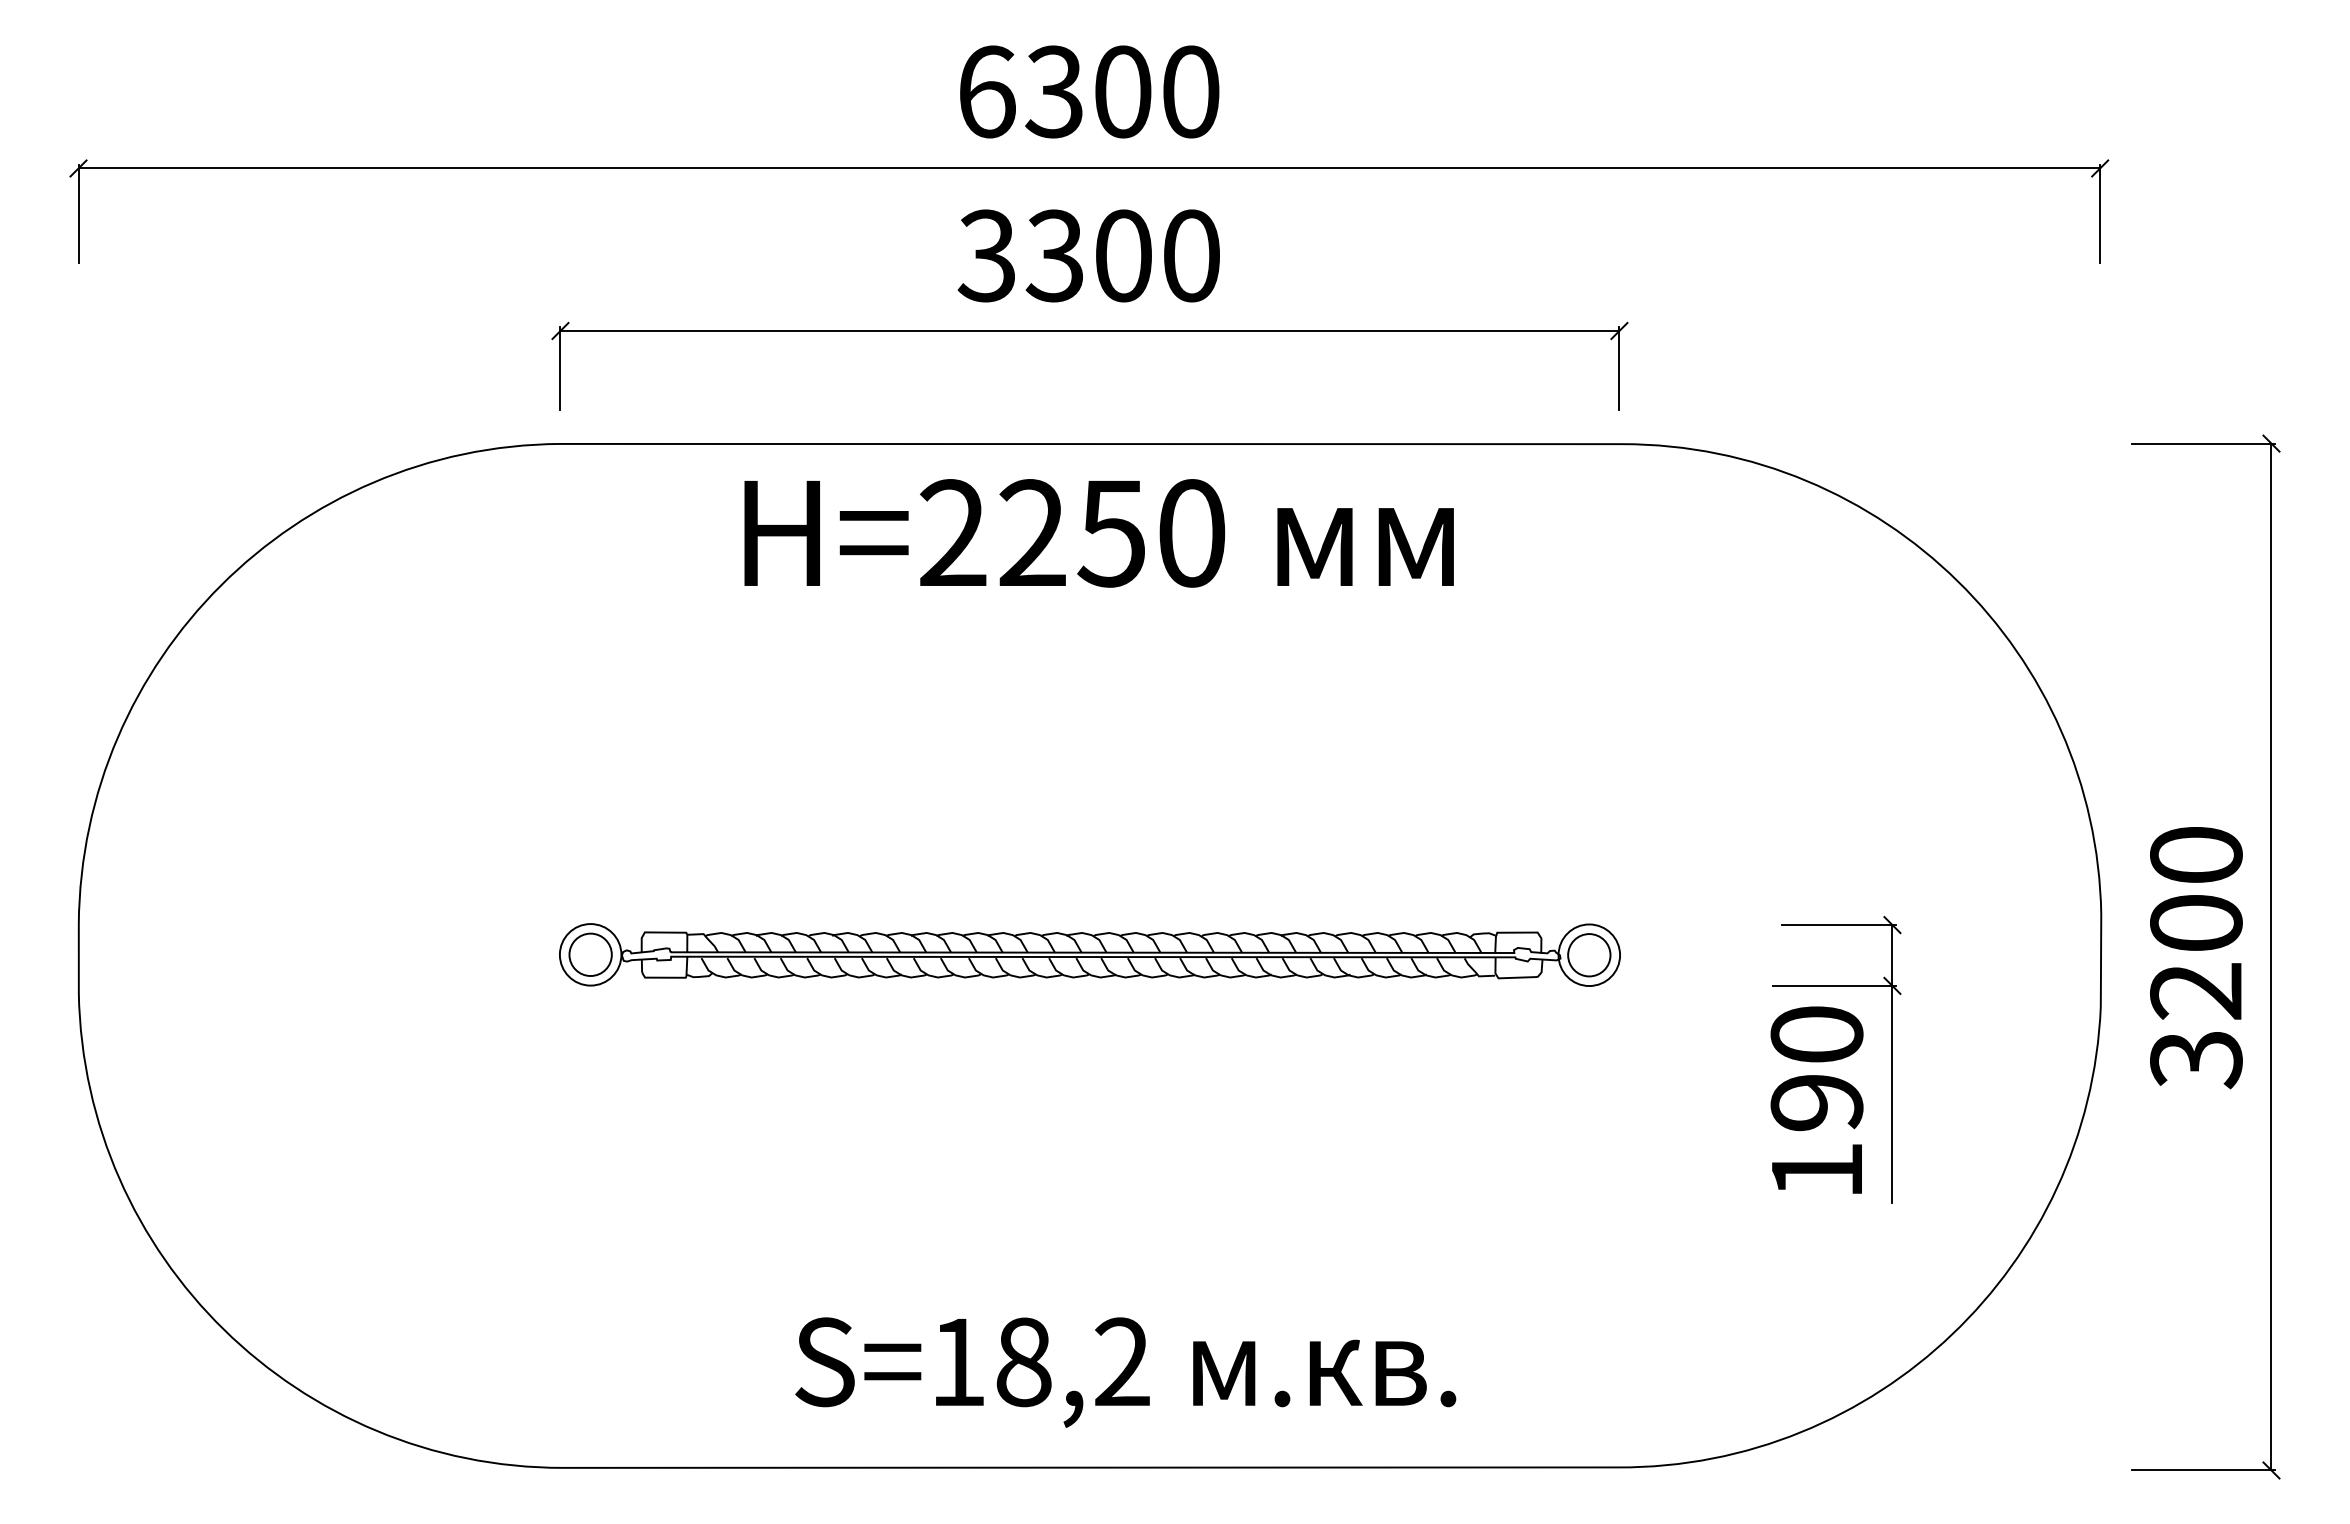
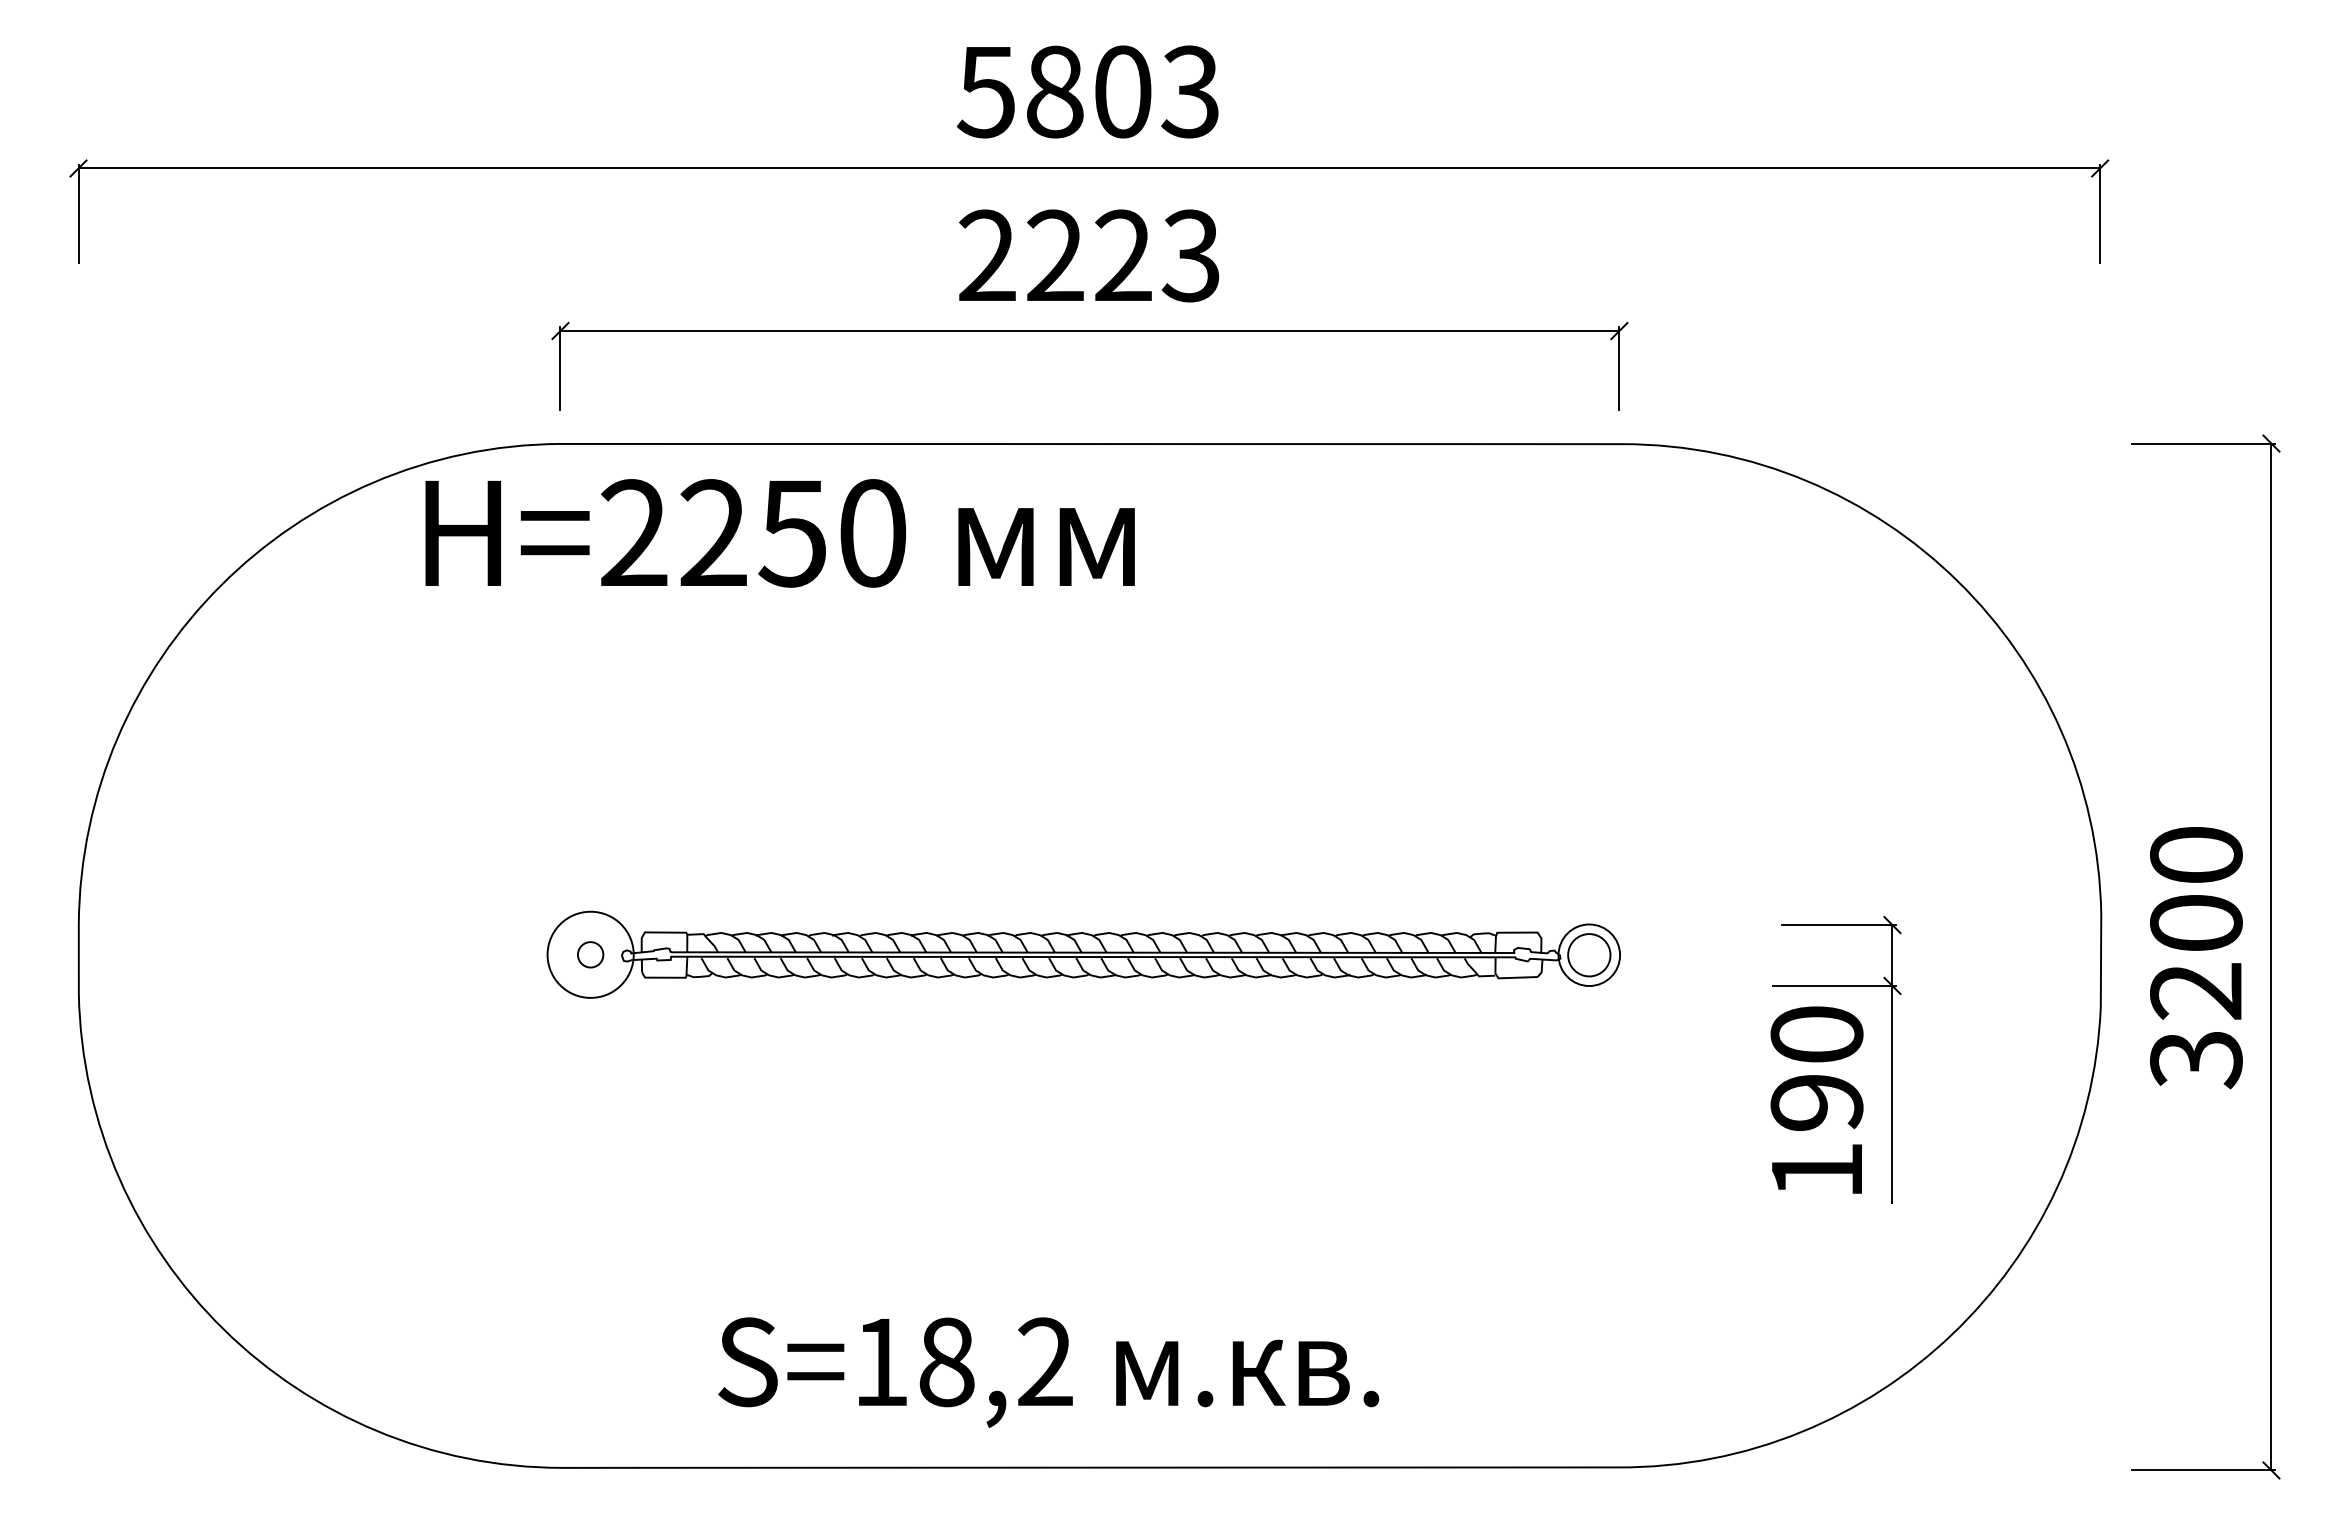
text: 6300 -> 5803 (1087, 91)
text: 3300 -> 2223 (1088, 255)
text position: (1098, 533) -> (779, 533) (779, 533)
circle diameter: 42 px -> 25 px (590, 954)
circle diameter: 62 px -> 86 px (590, 954)
text position: (1125, 1372) -> (1048, 1372) (1048, 1372)
